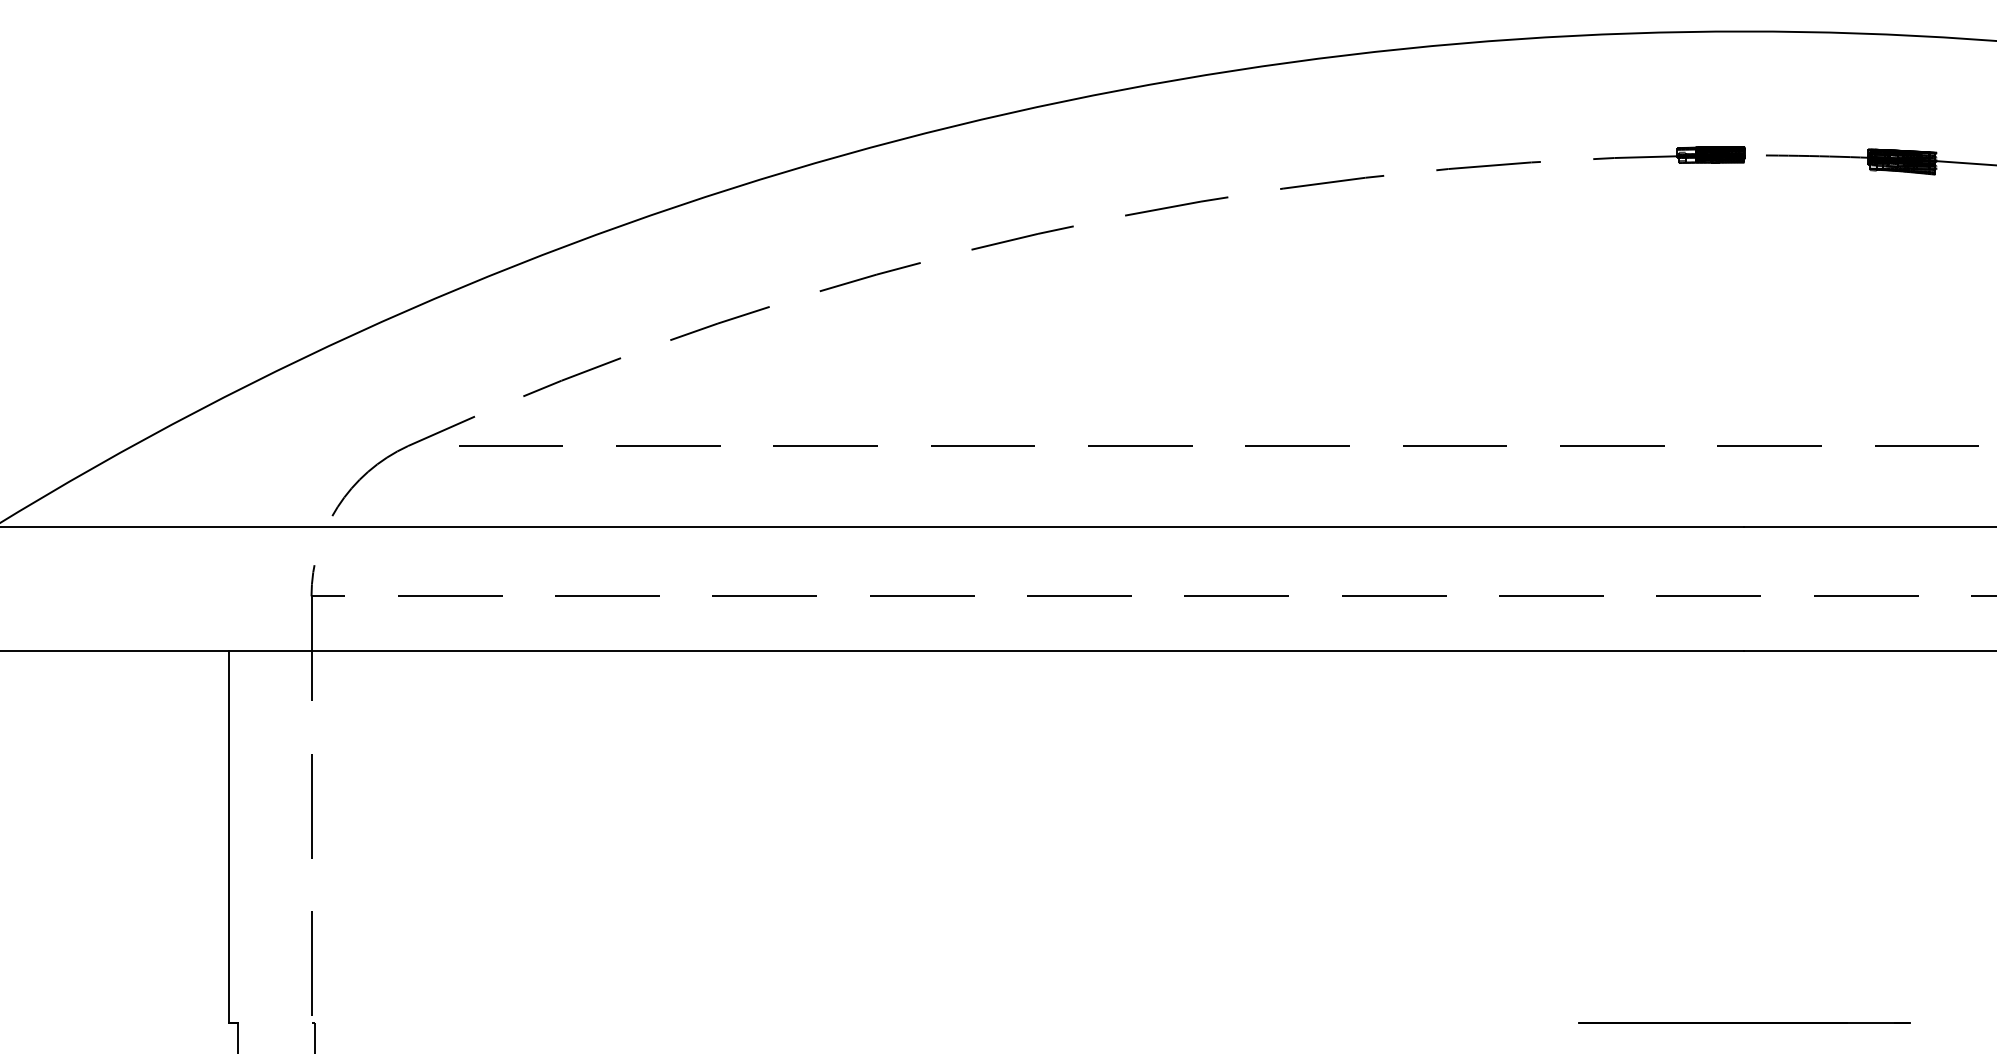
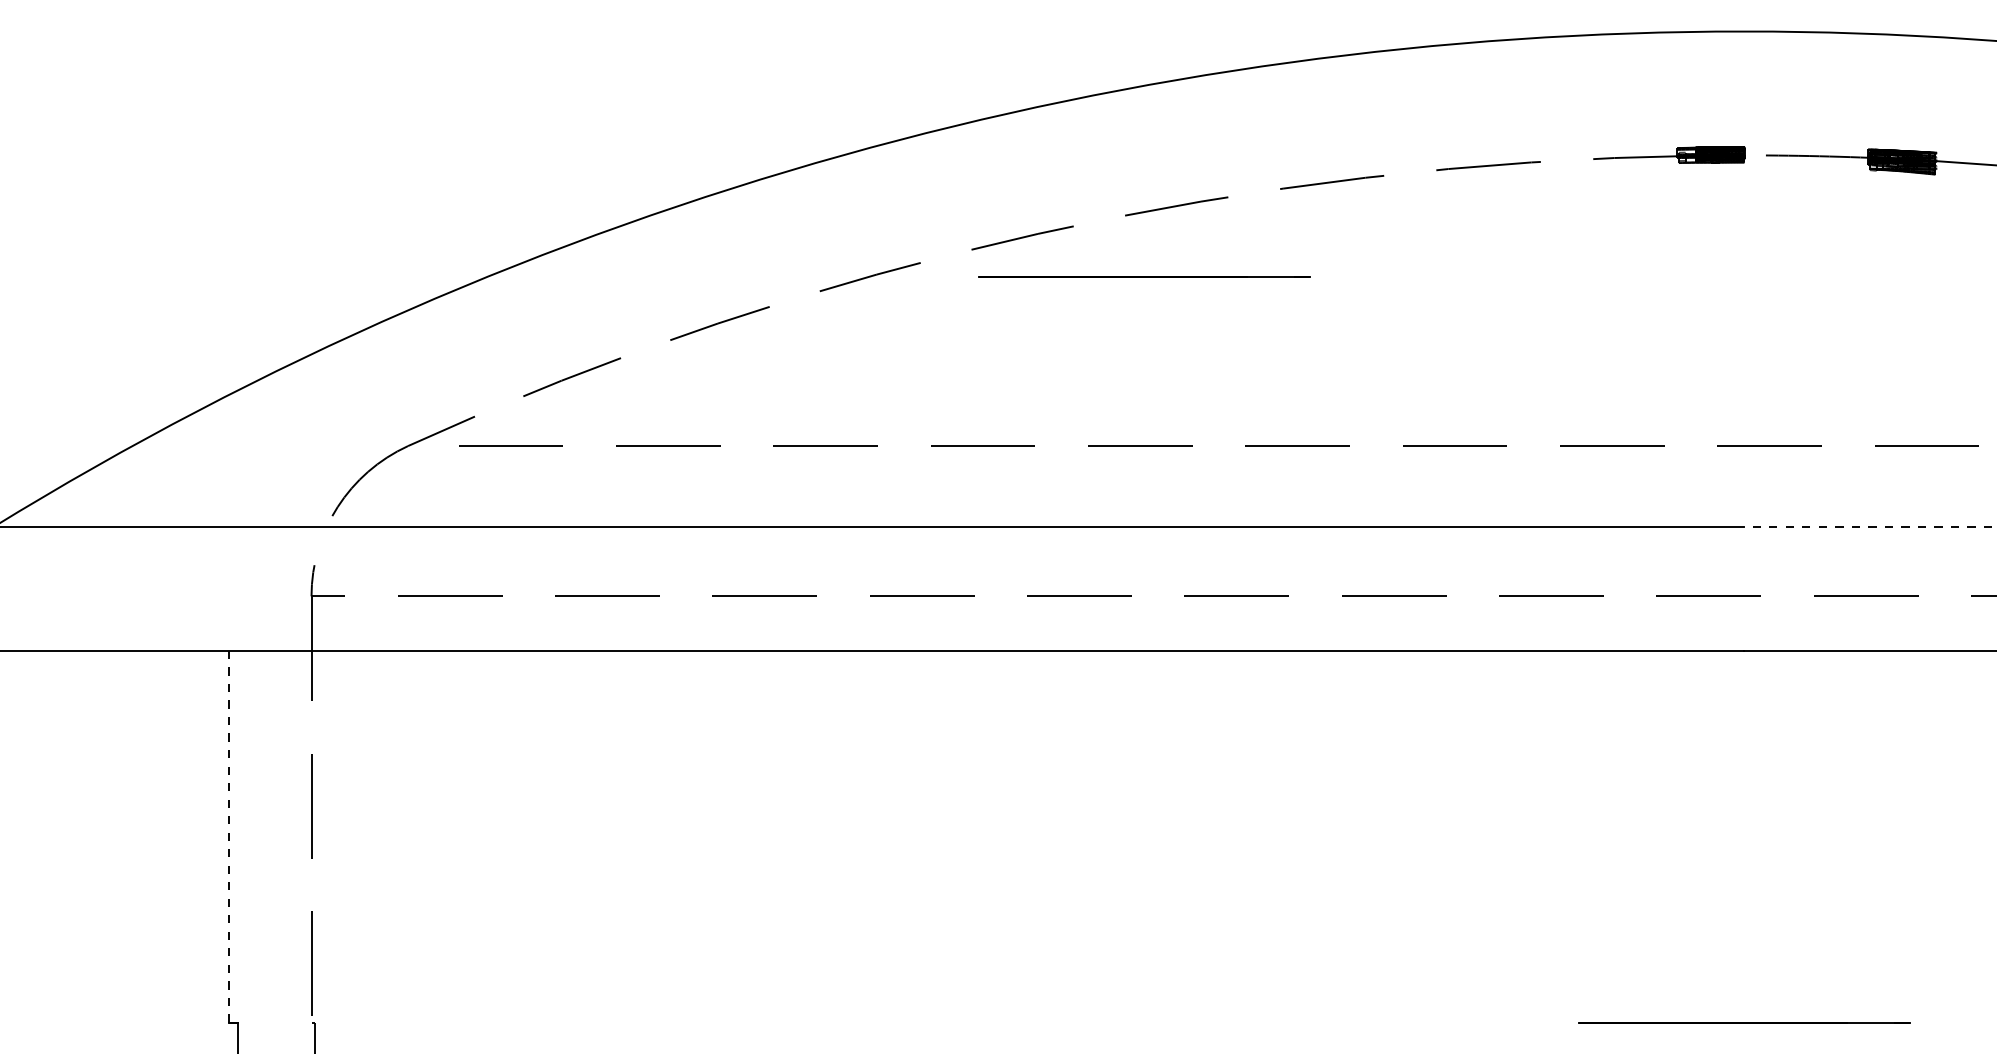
line: none -> present (1144, 276)
line: solid -> dashed (1870, 527)
line: solid -> dashed (228, 836)
